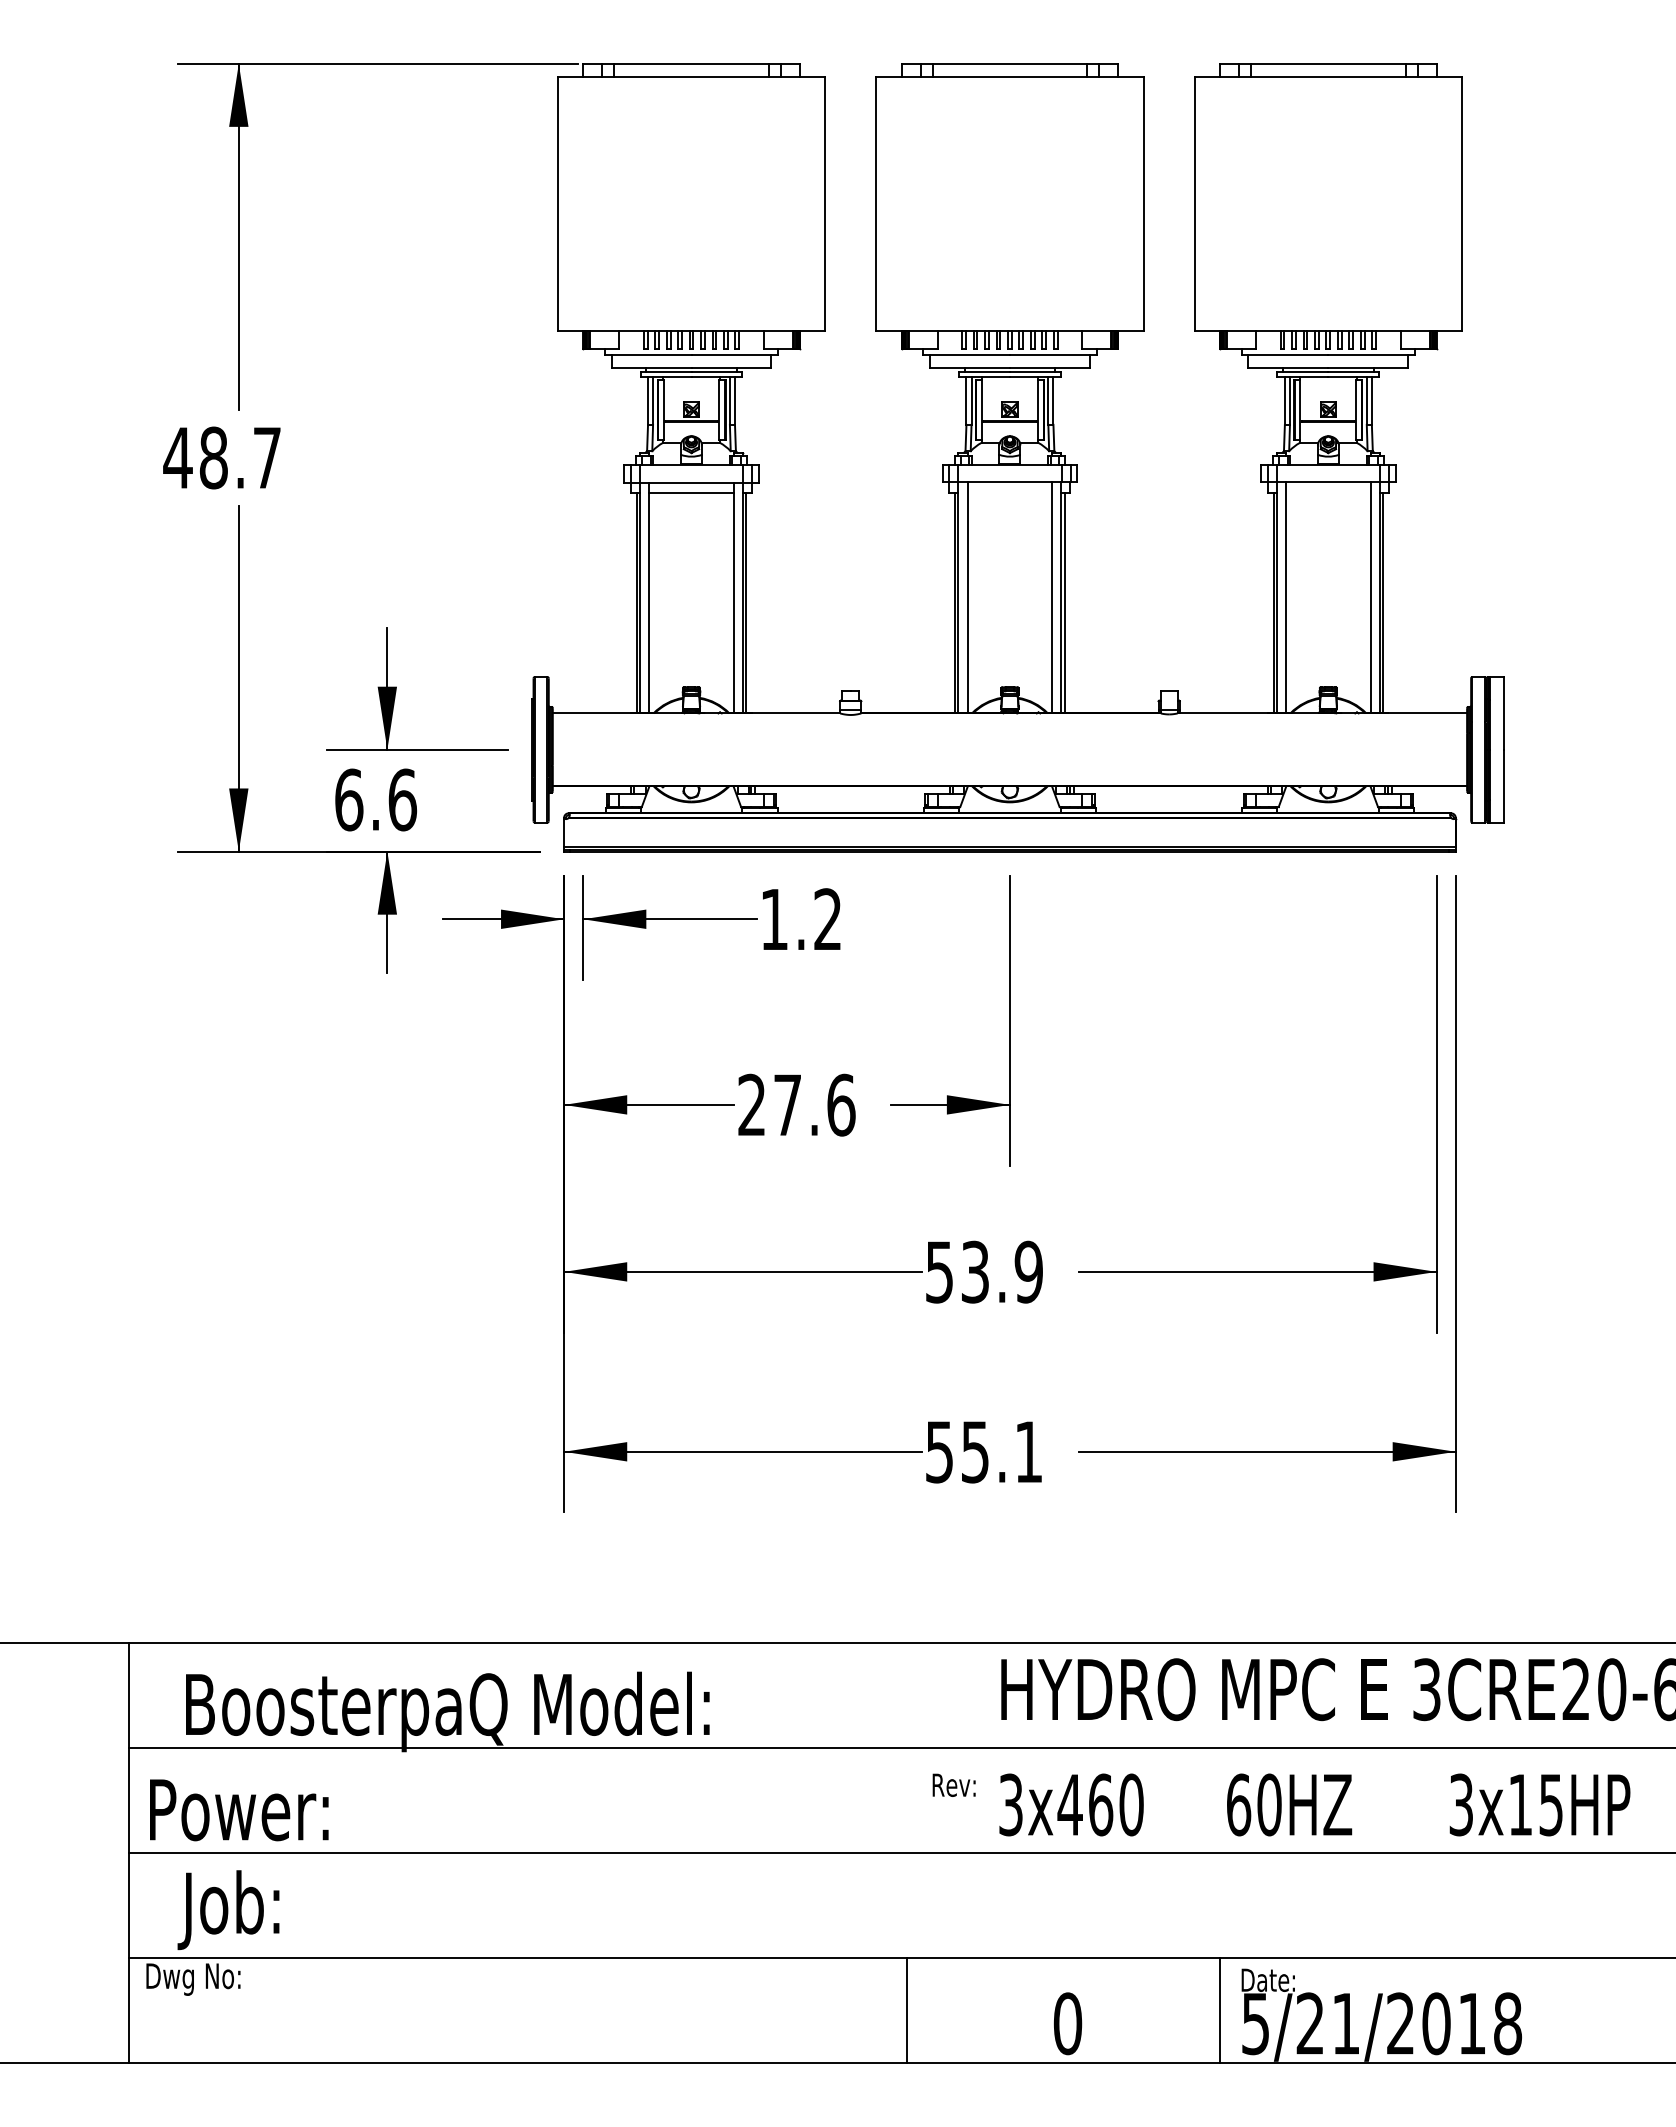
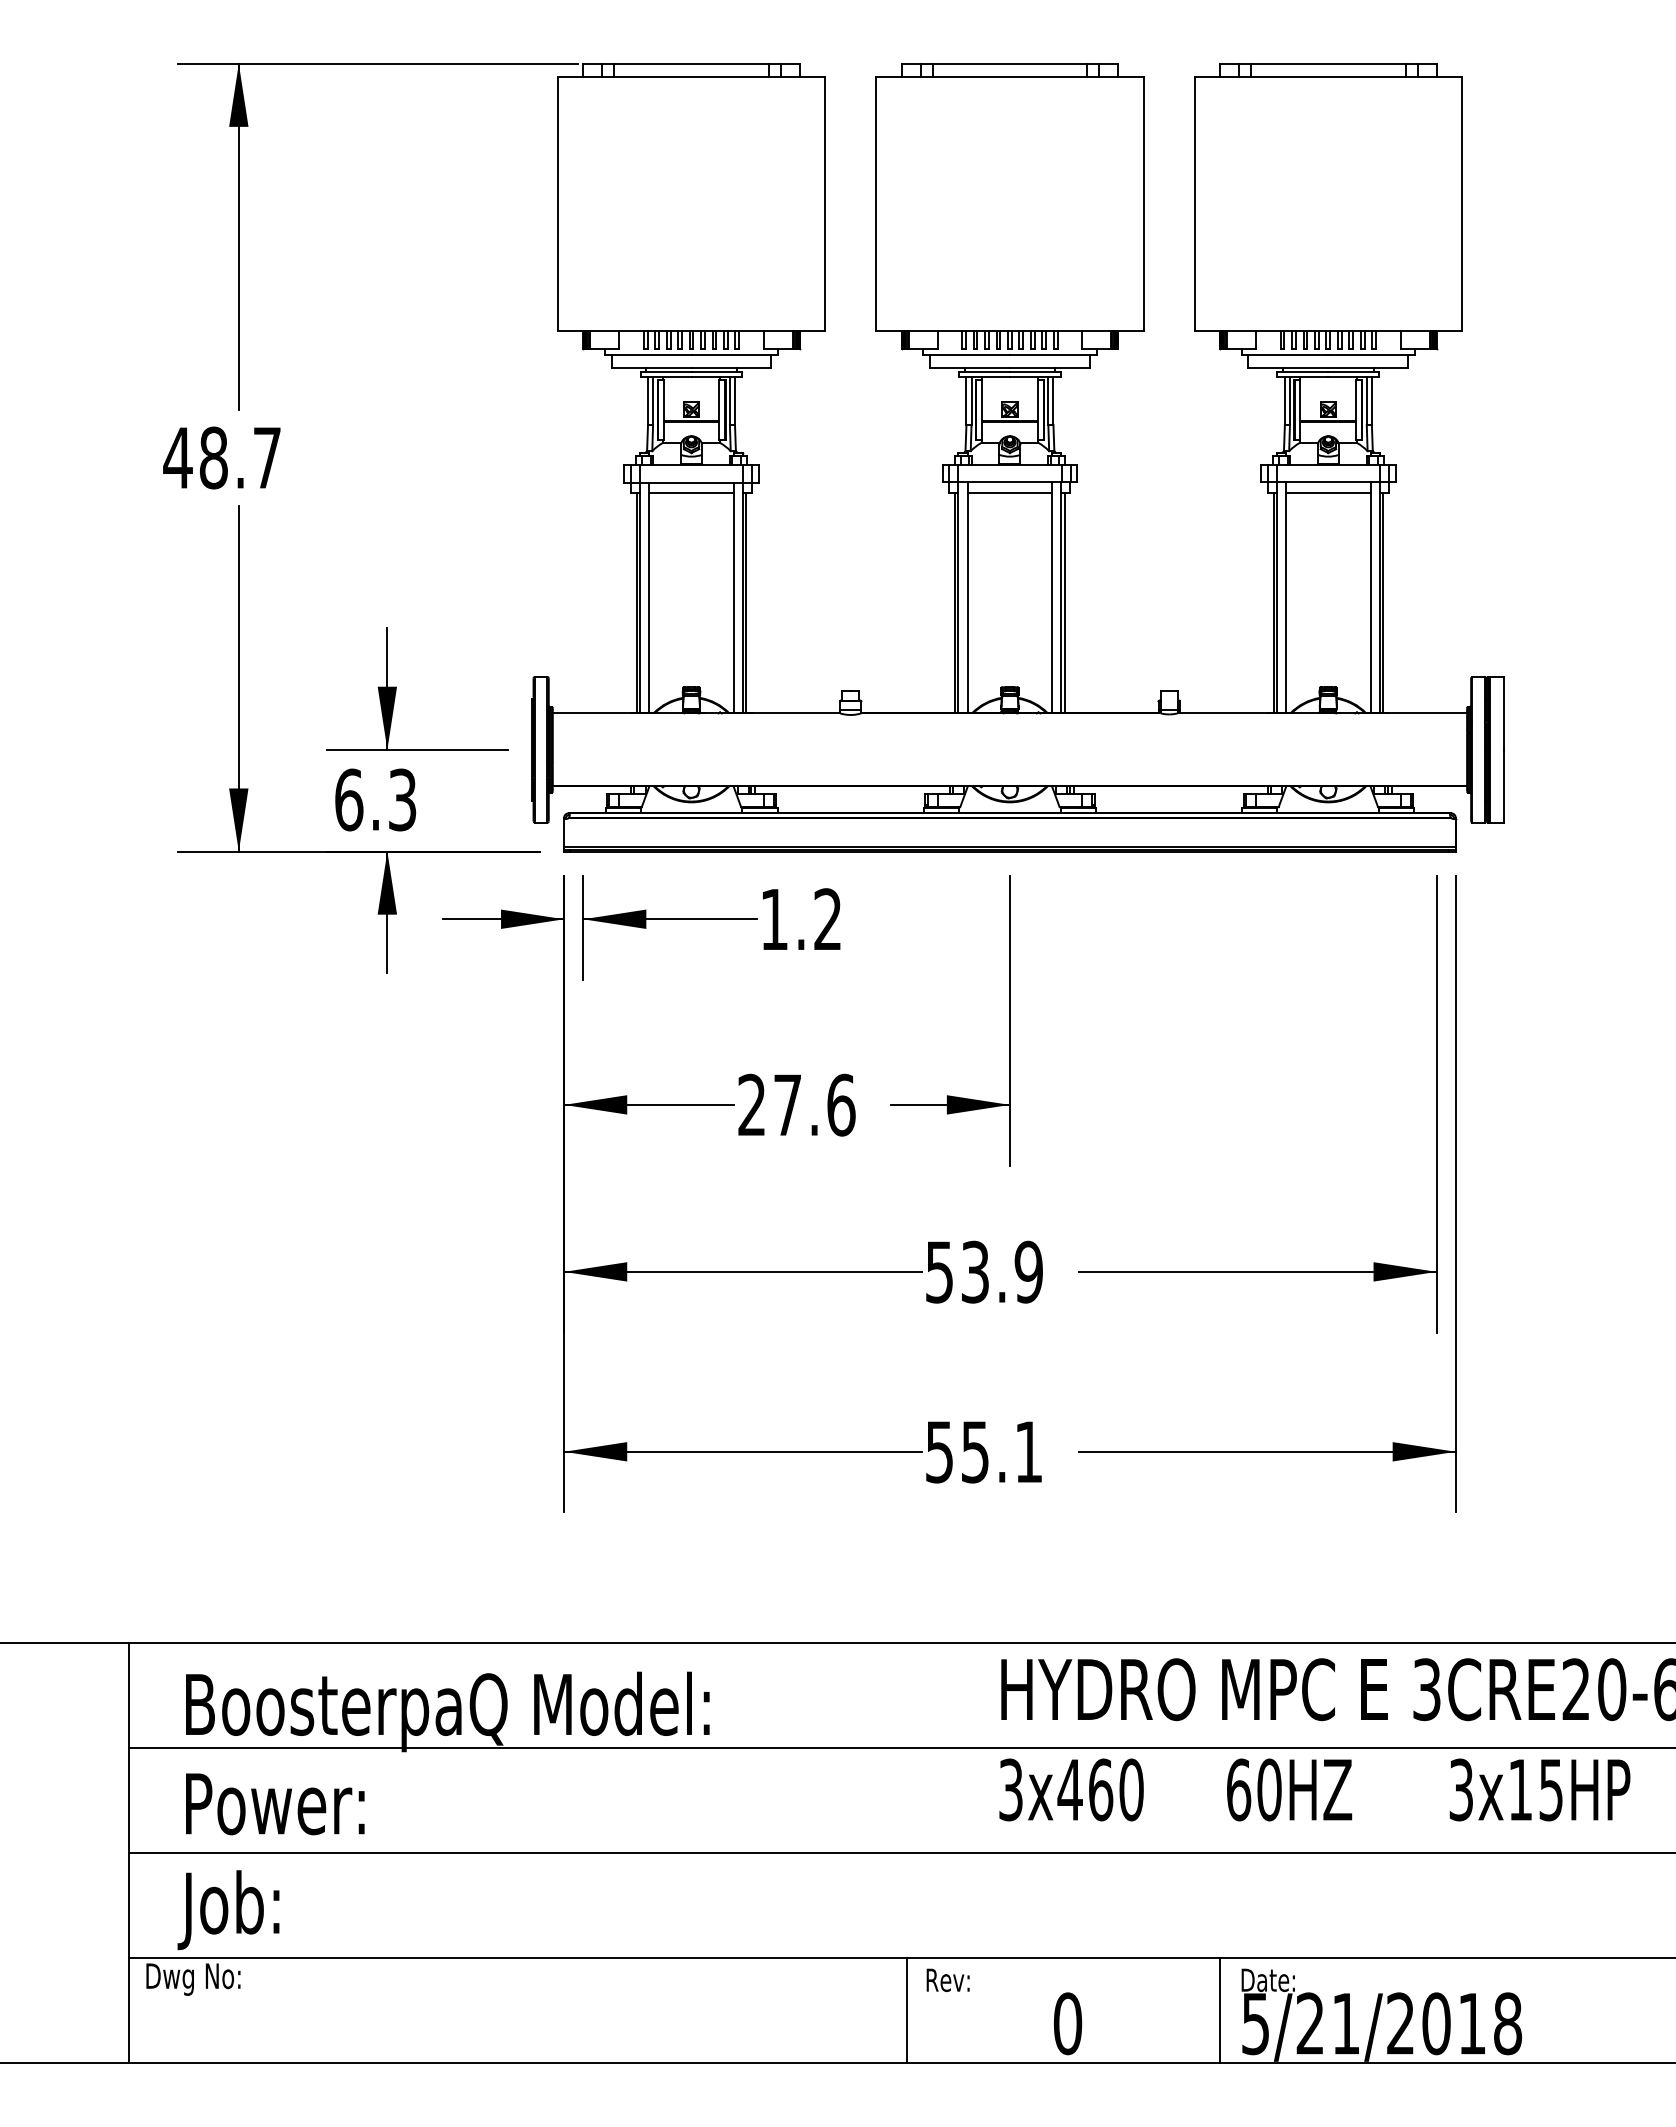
line: none -> present (1009, 492)
line: none -> present (1328, 492)
text: 6.6 -> 6.3 (402, 799)
text position: (953, 1784) -> (947, 1979) (947, 1979)
text position: (1314, 1804) -> (1314, 1789) (1314, 1789)
text position: (239, 1810) -> (275, 1804) (275, 1804)
